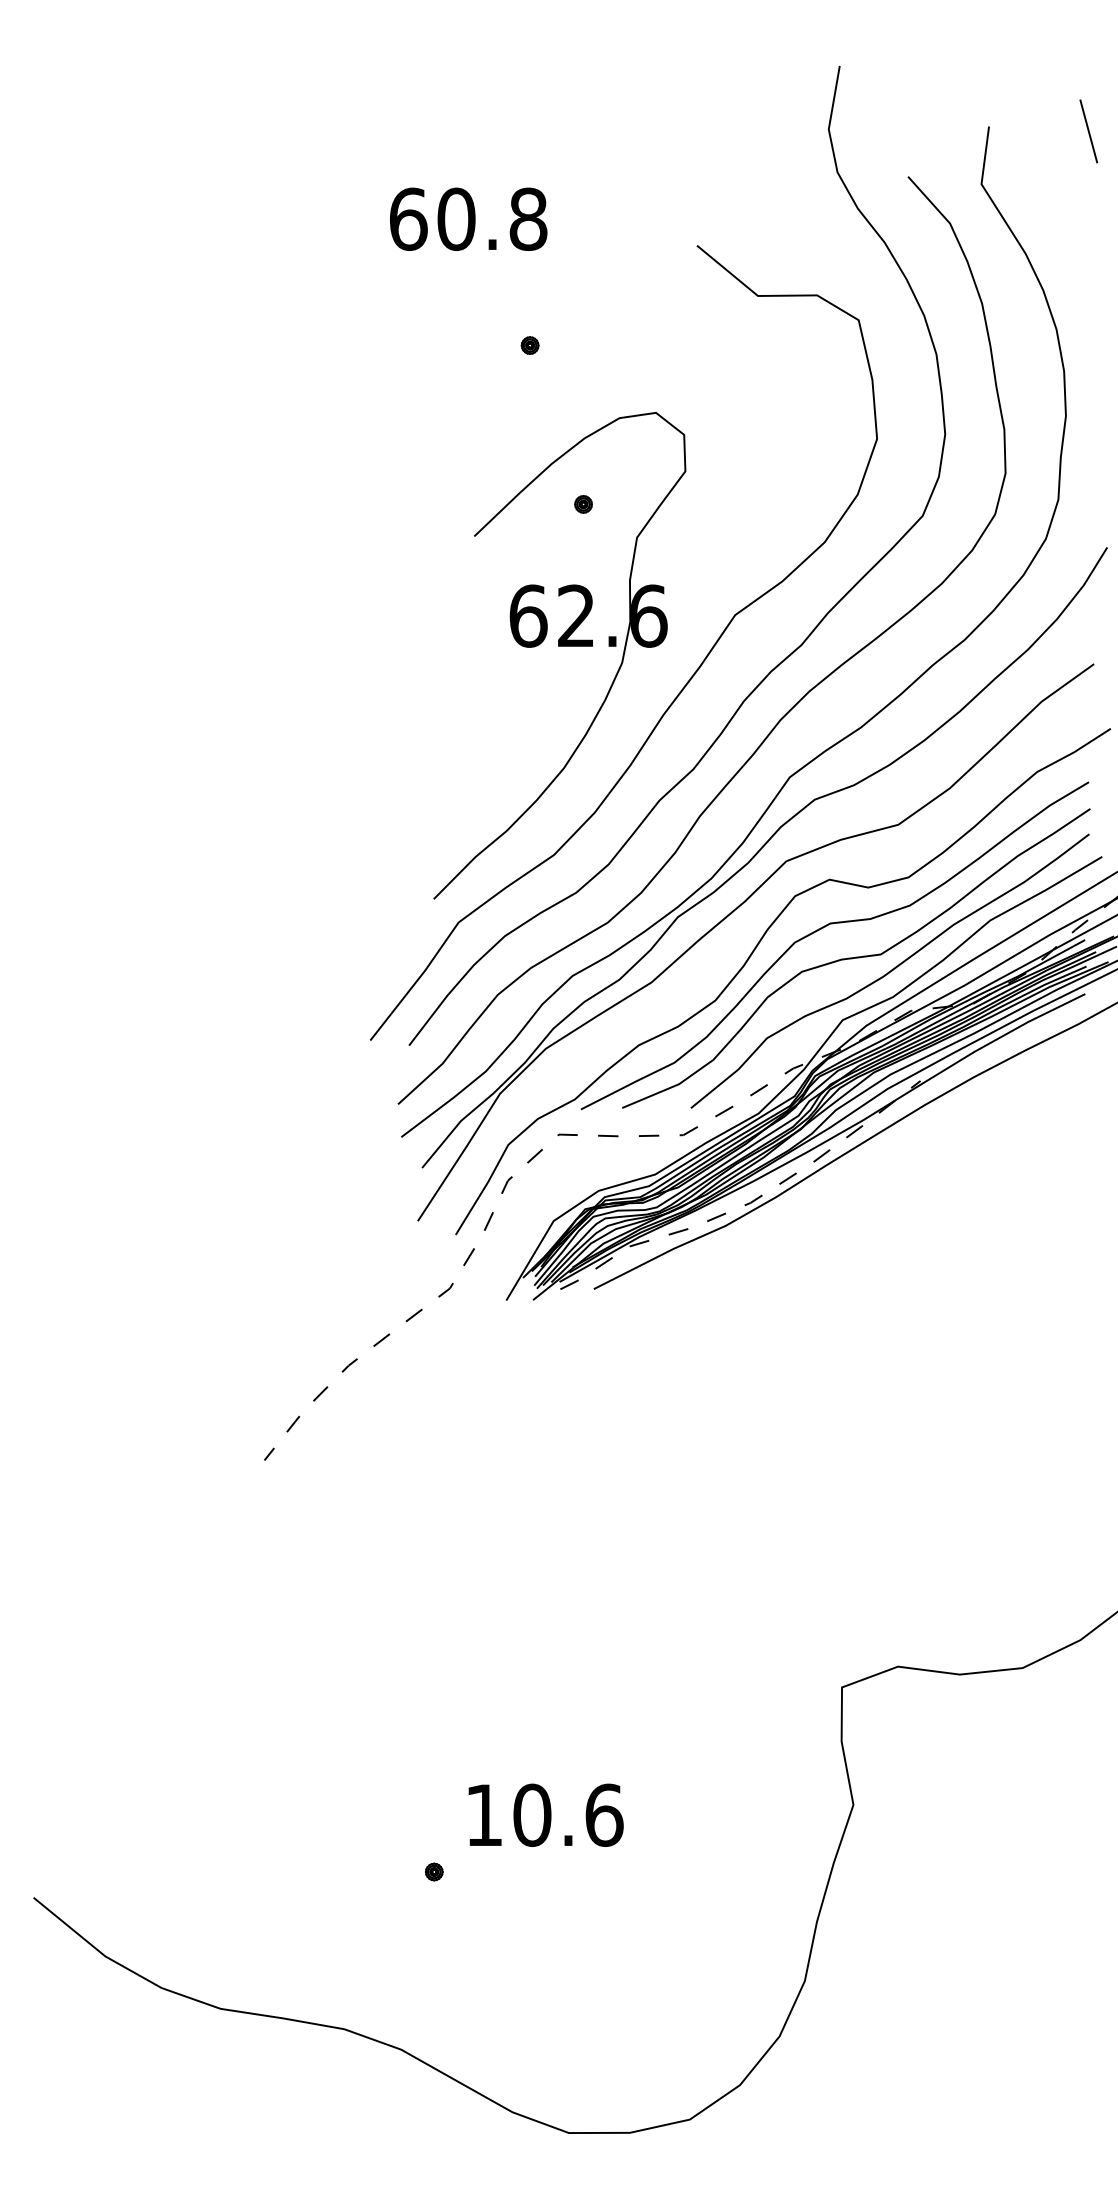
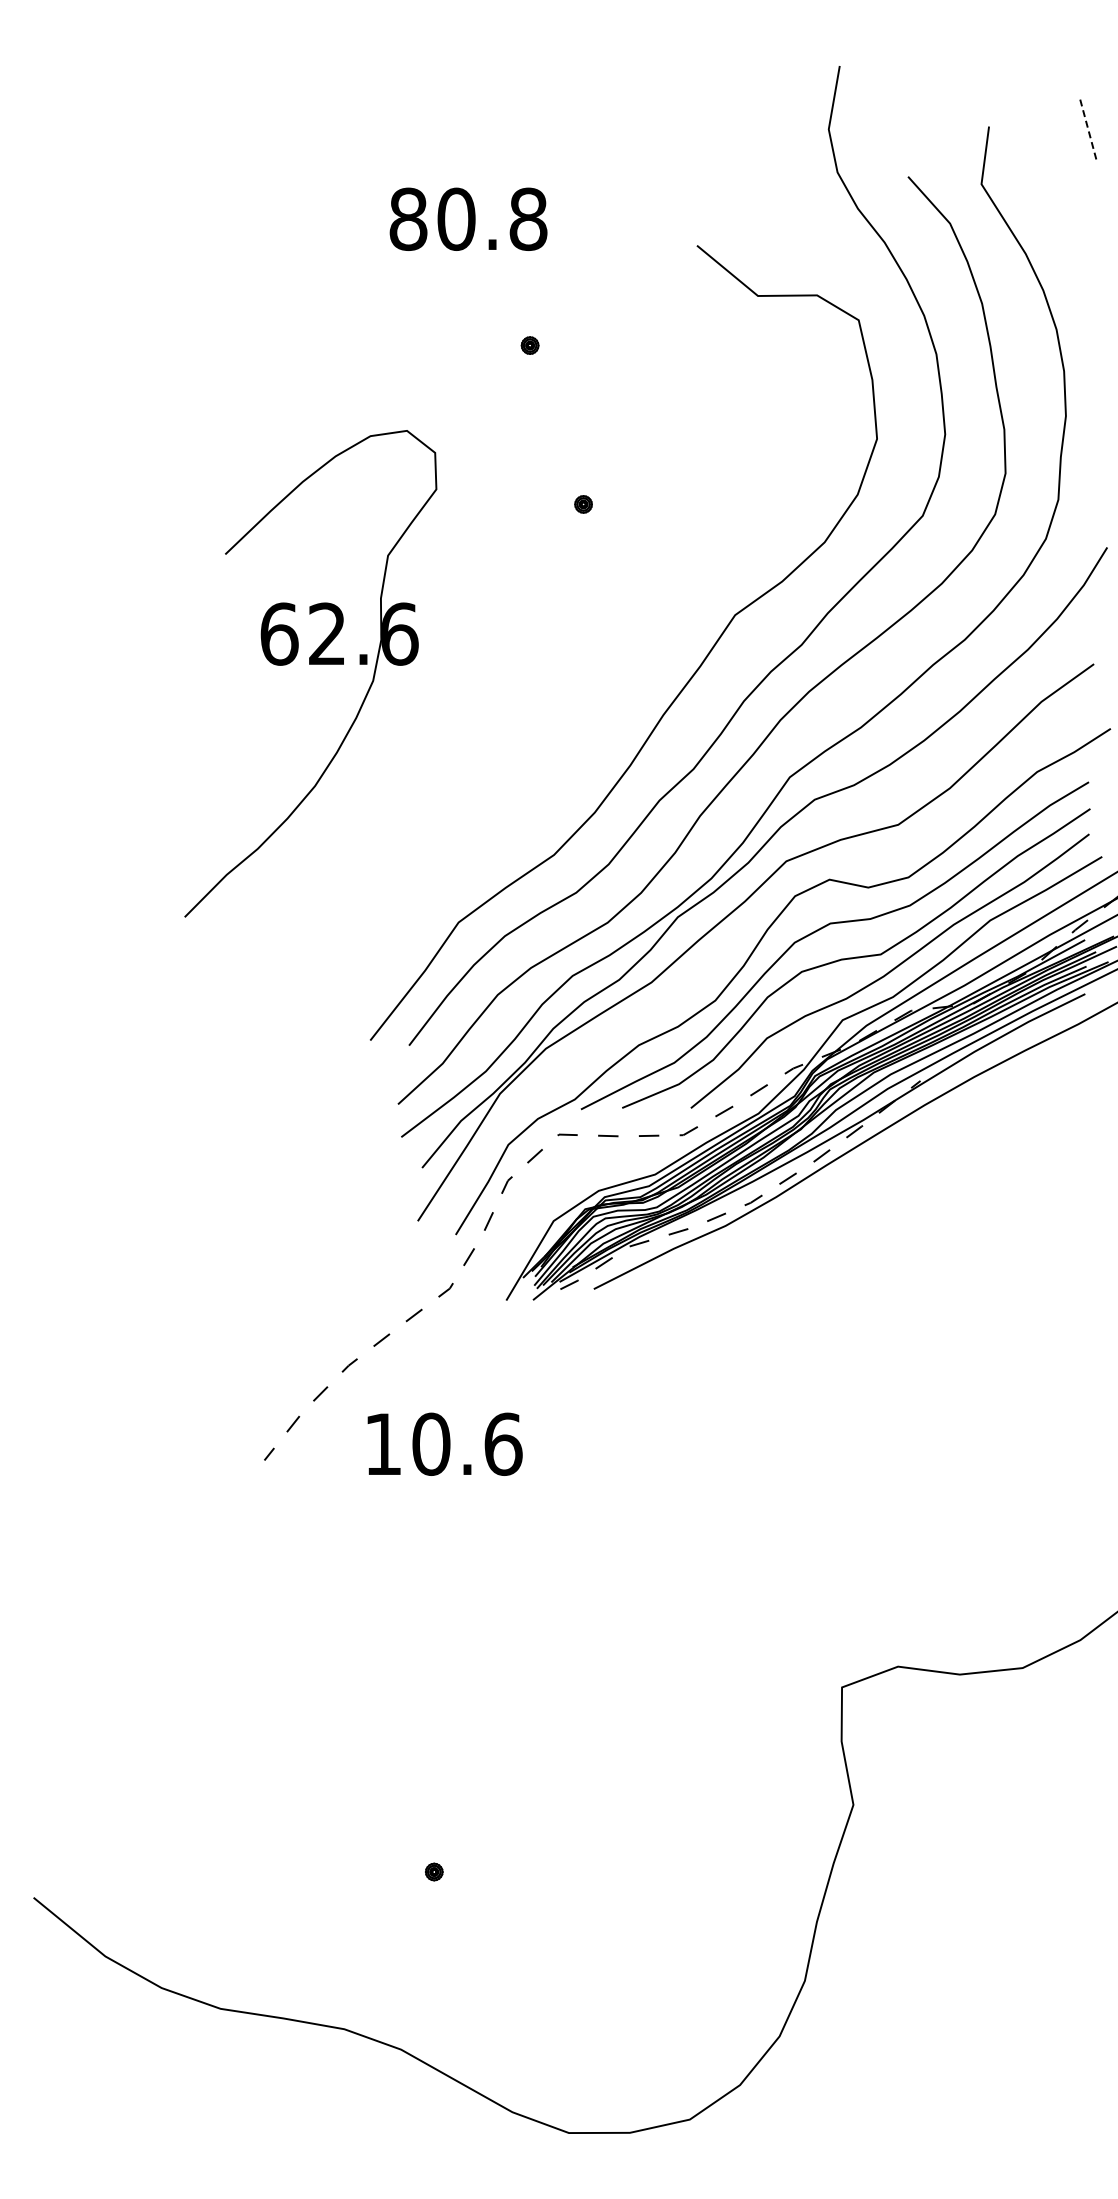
line: solid -> dashed (1088, 131)
text: 60.8 -> 80.8 (408, 218)
part position: (559, 646) -> (310, 664) (310, 664)
text position: (545, 1814) -> (444, 1443) (444, 1443)
